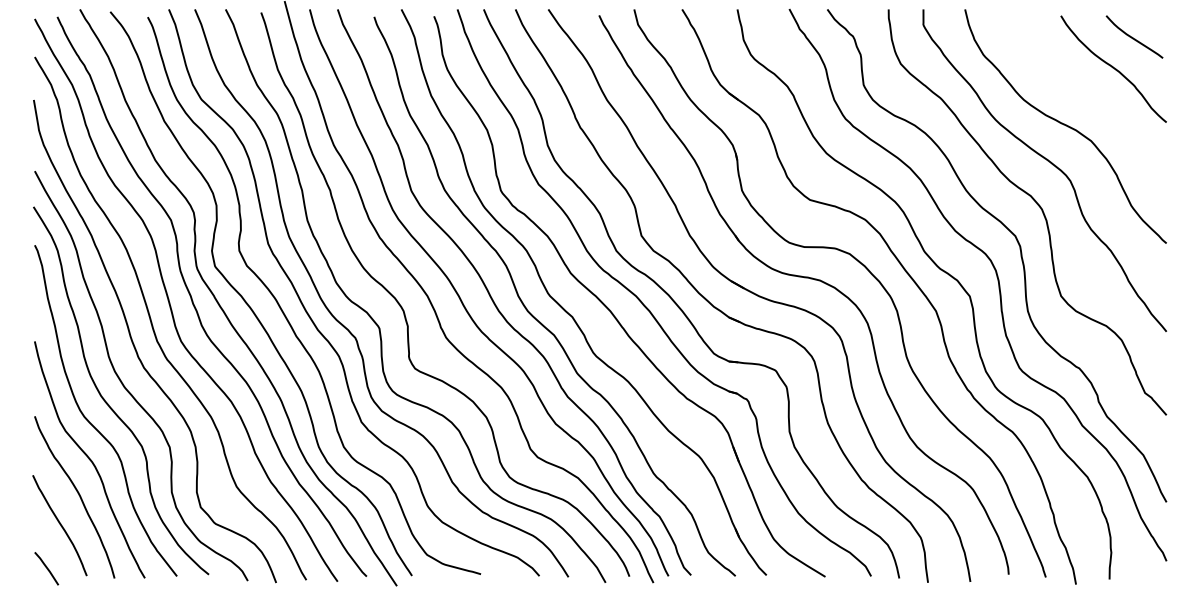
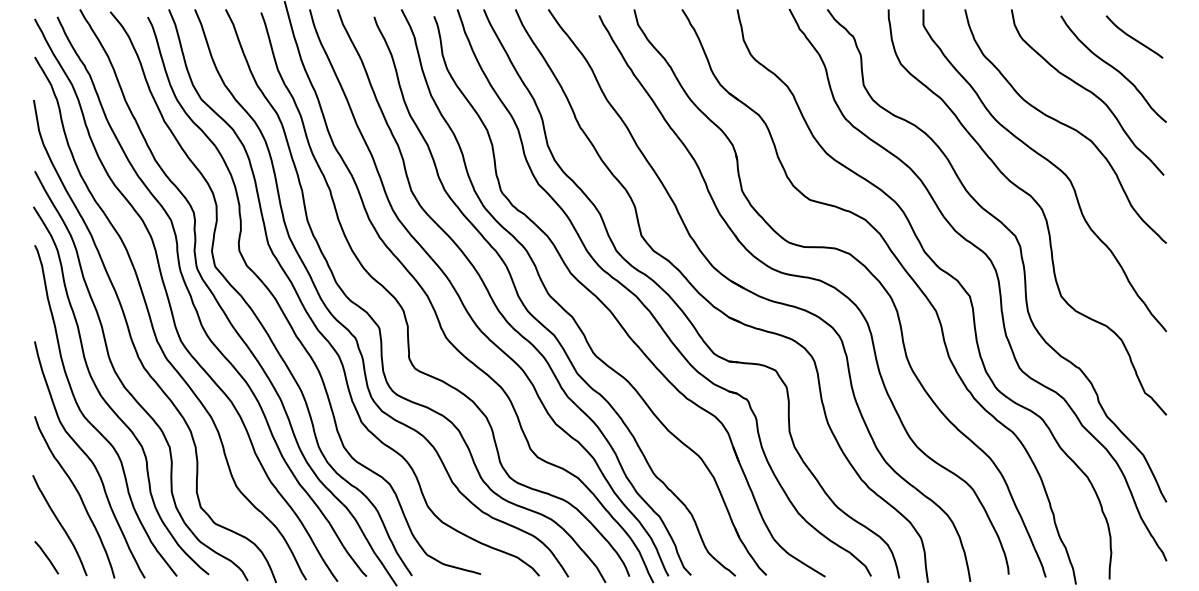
curve: none -> present (1087, 91)
line position: (46, 568) -> (46, 557) (46, 557)
